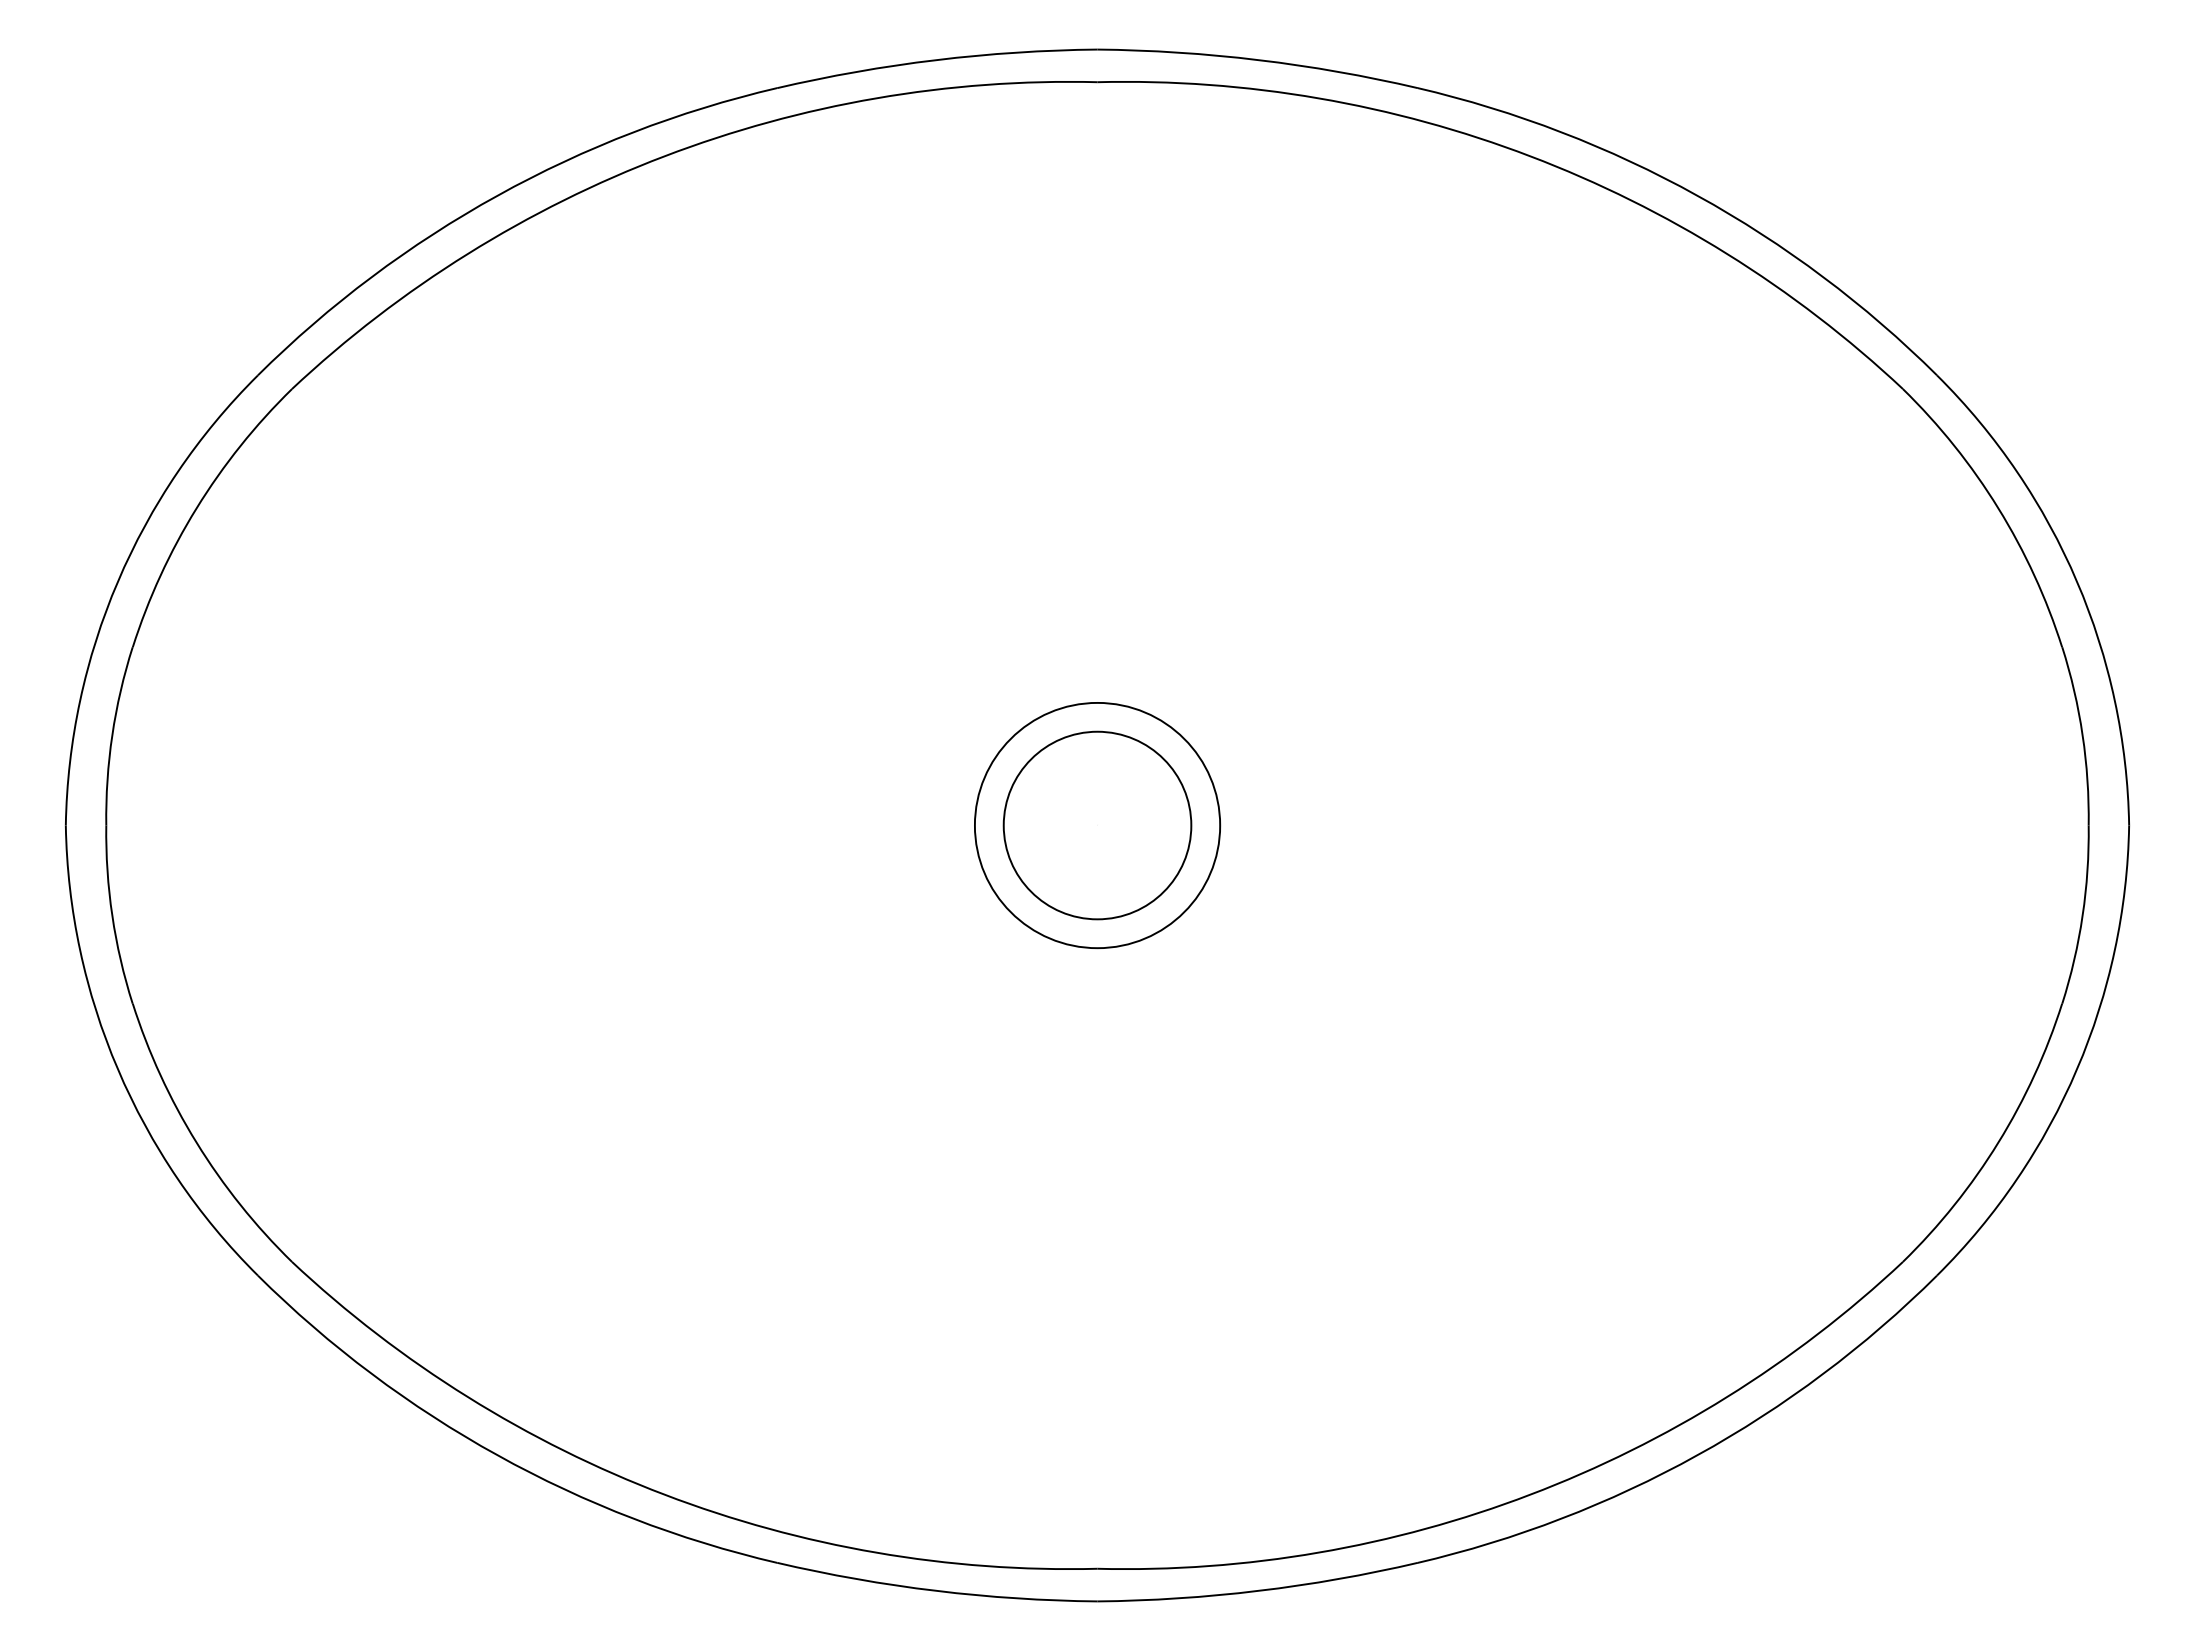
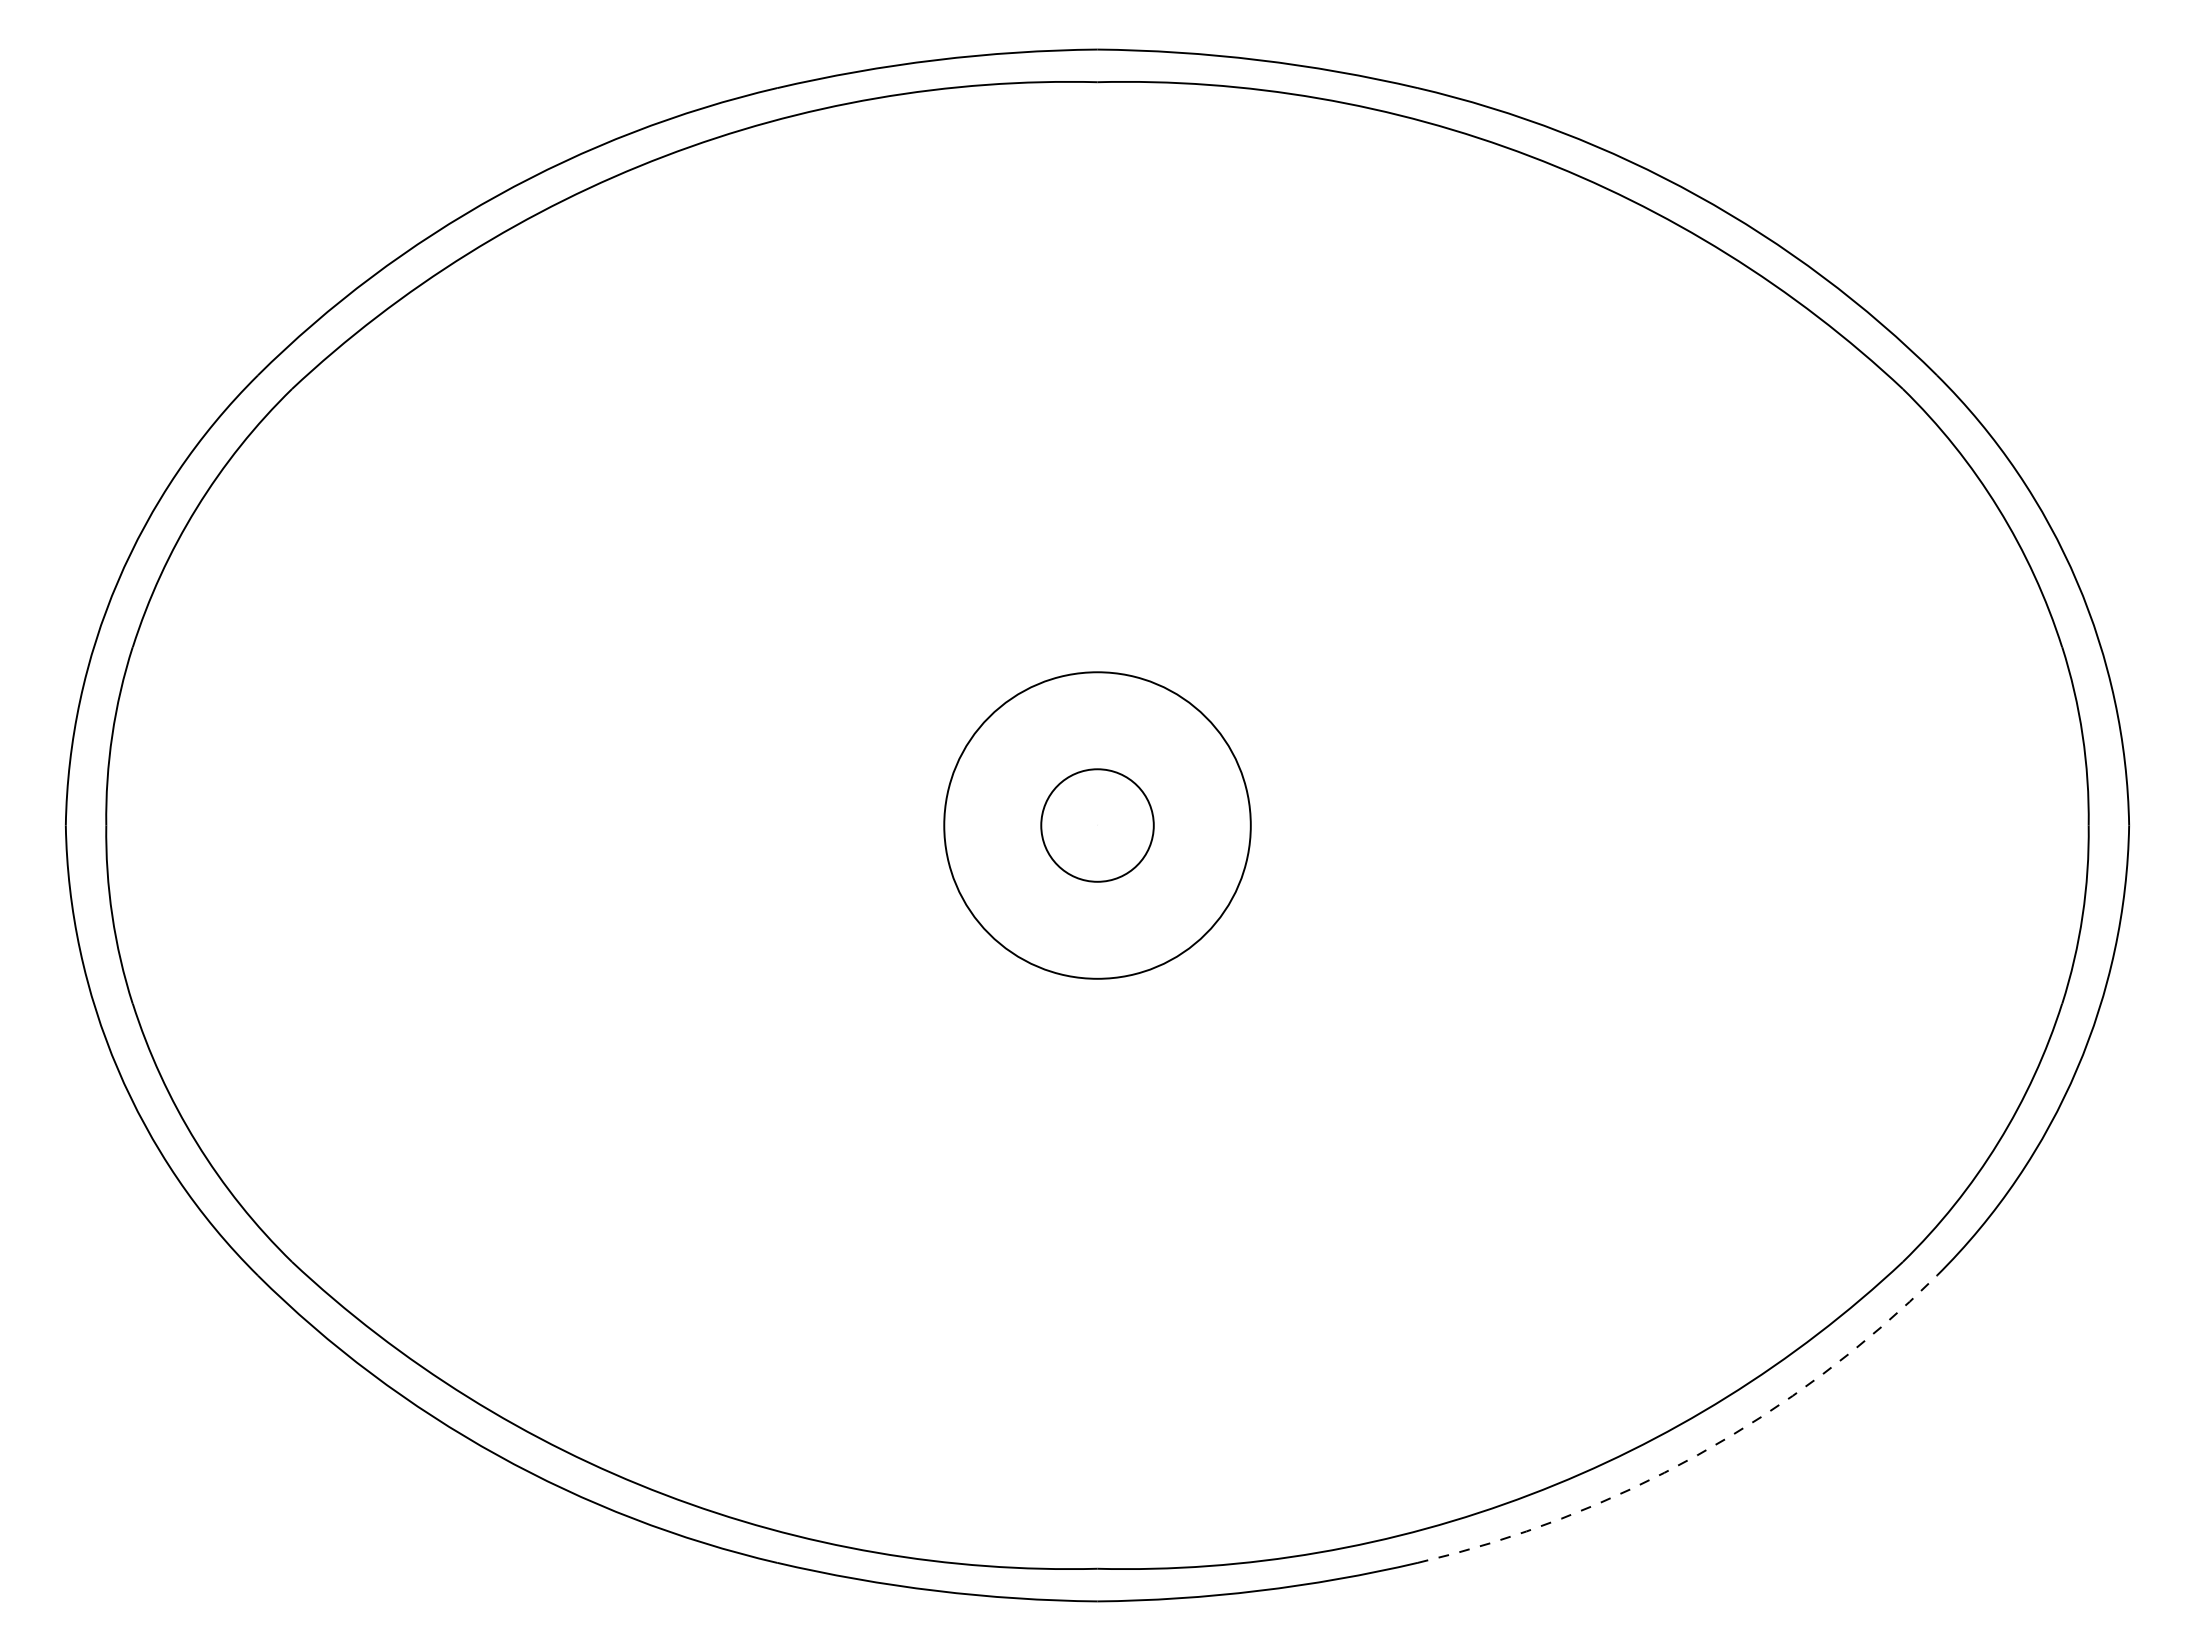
circle diameter: 188 px -> 113 px (1097, 825)
circle diameter: 245 px -> 307 px (1097, 825)
arc: solid -> dashed (1697, 1455)
